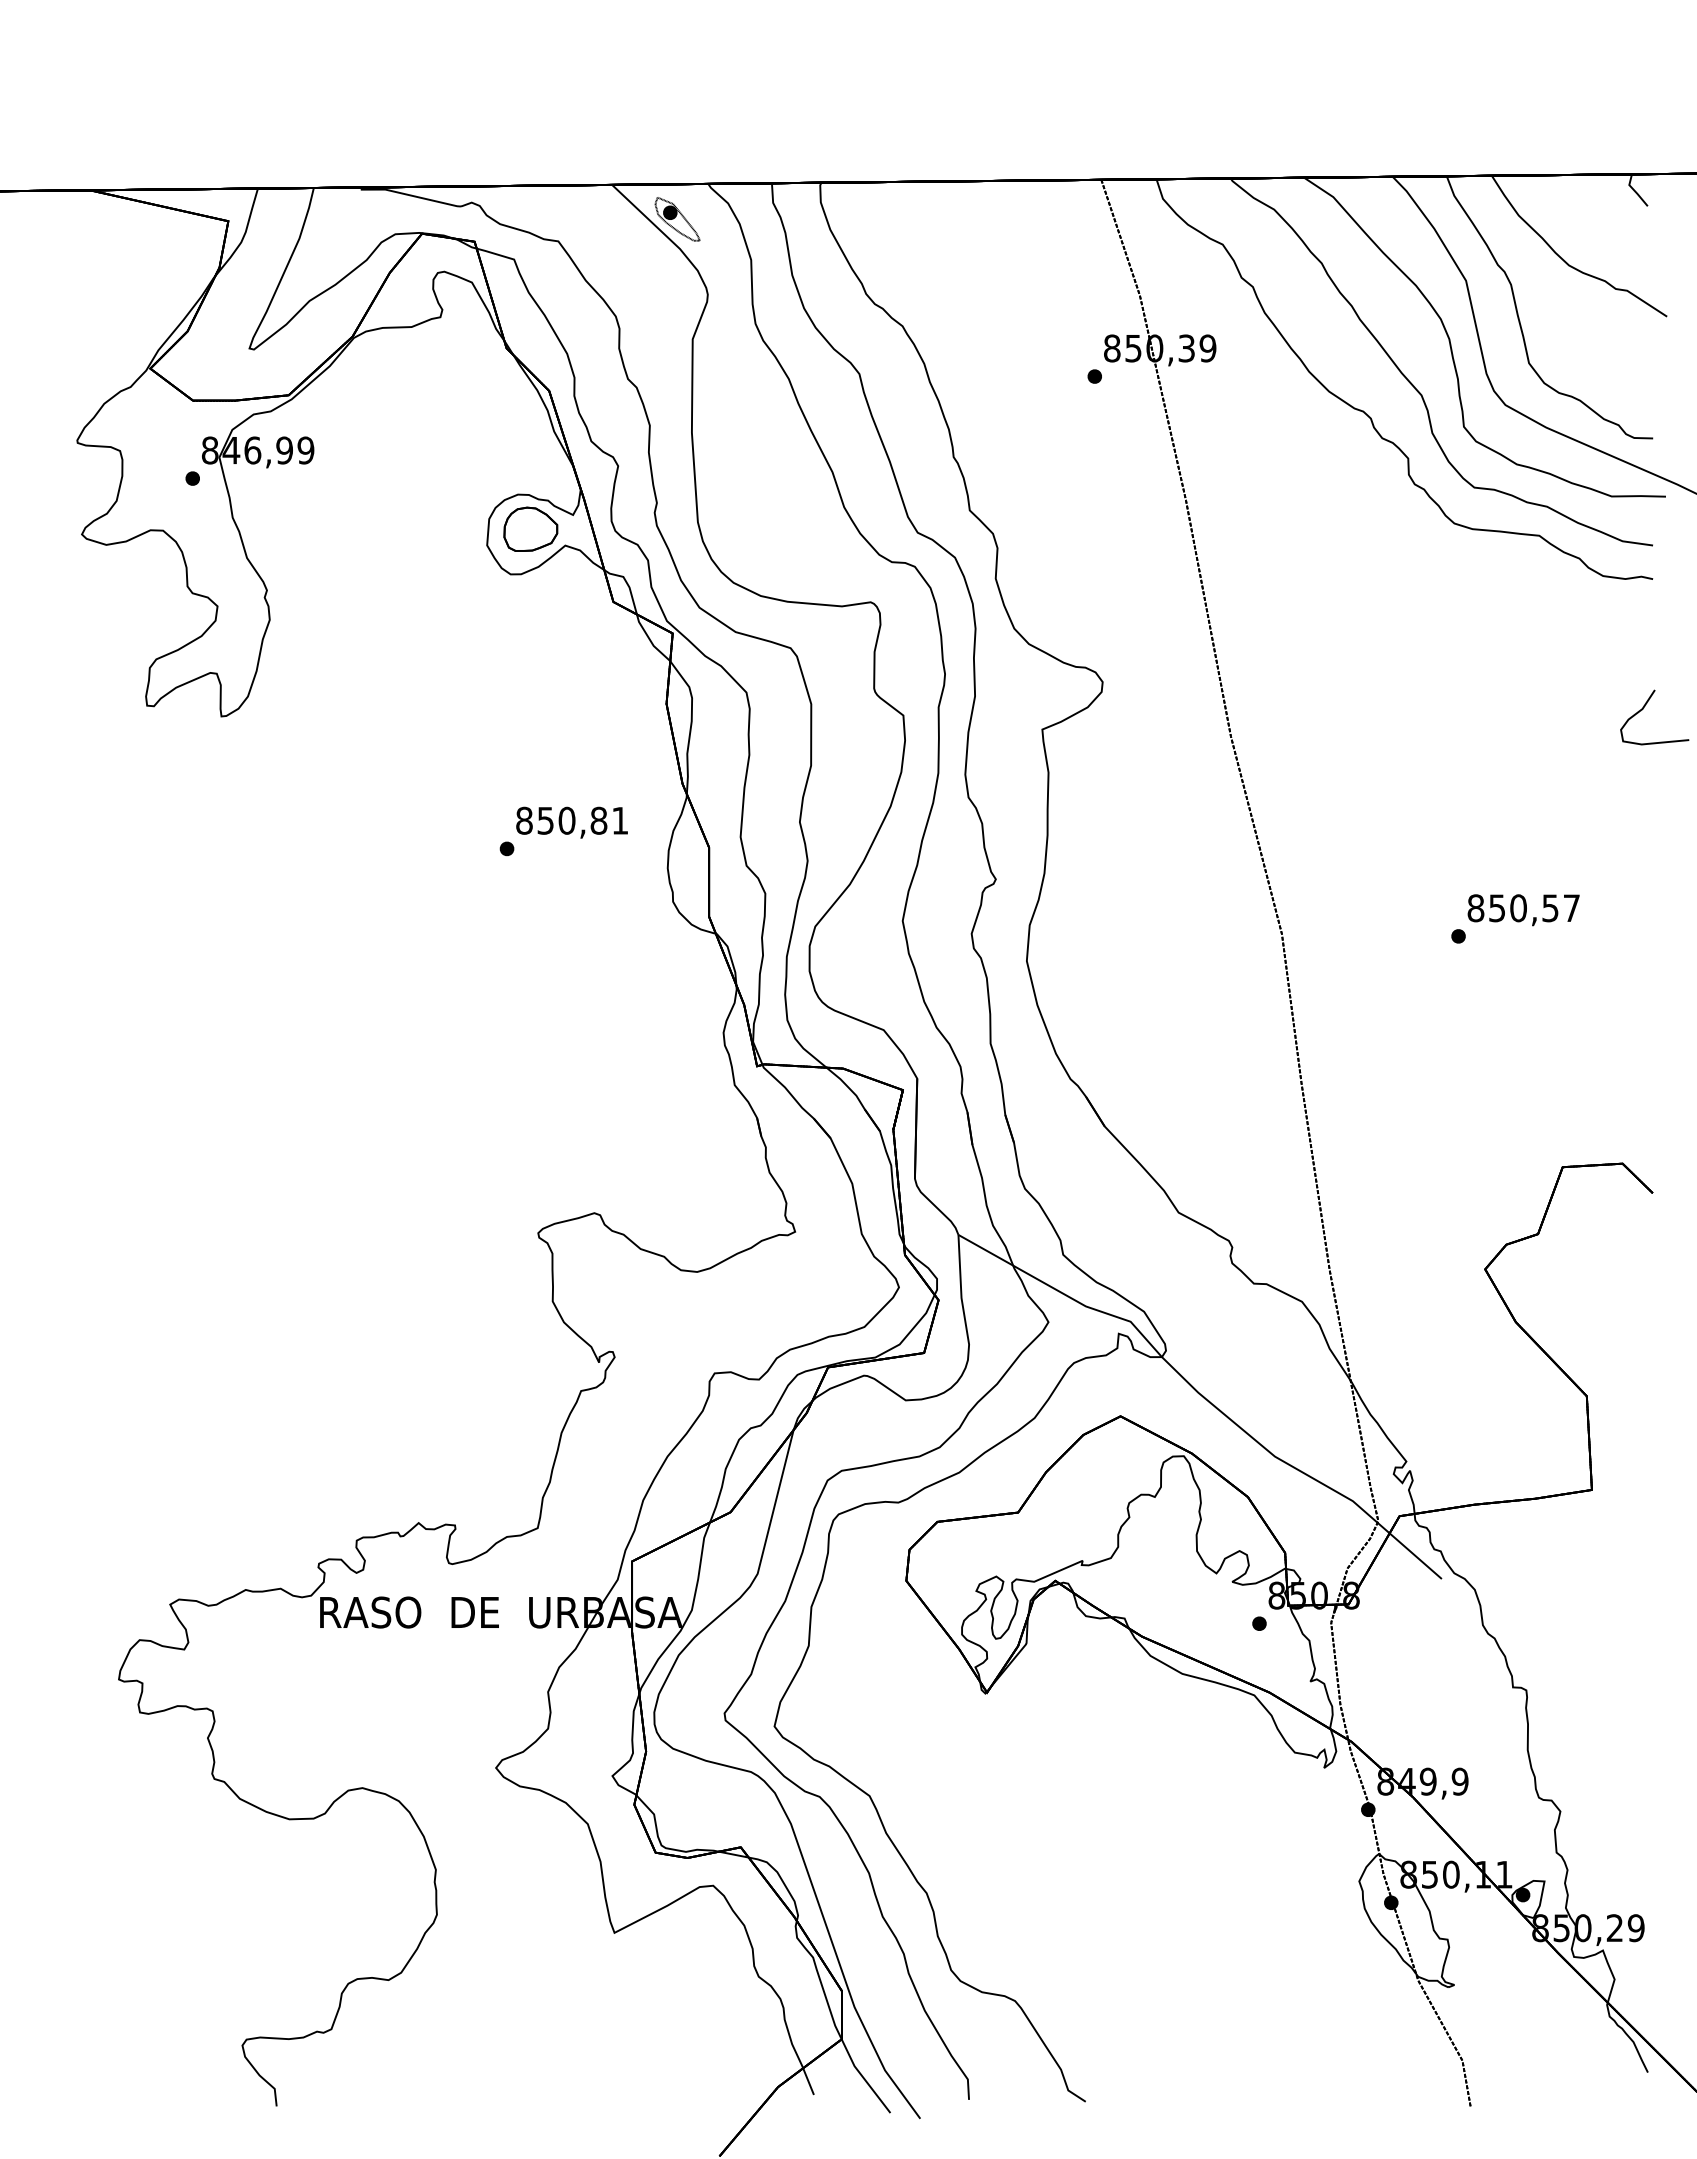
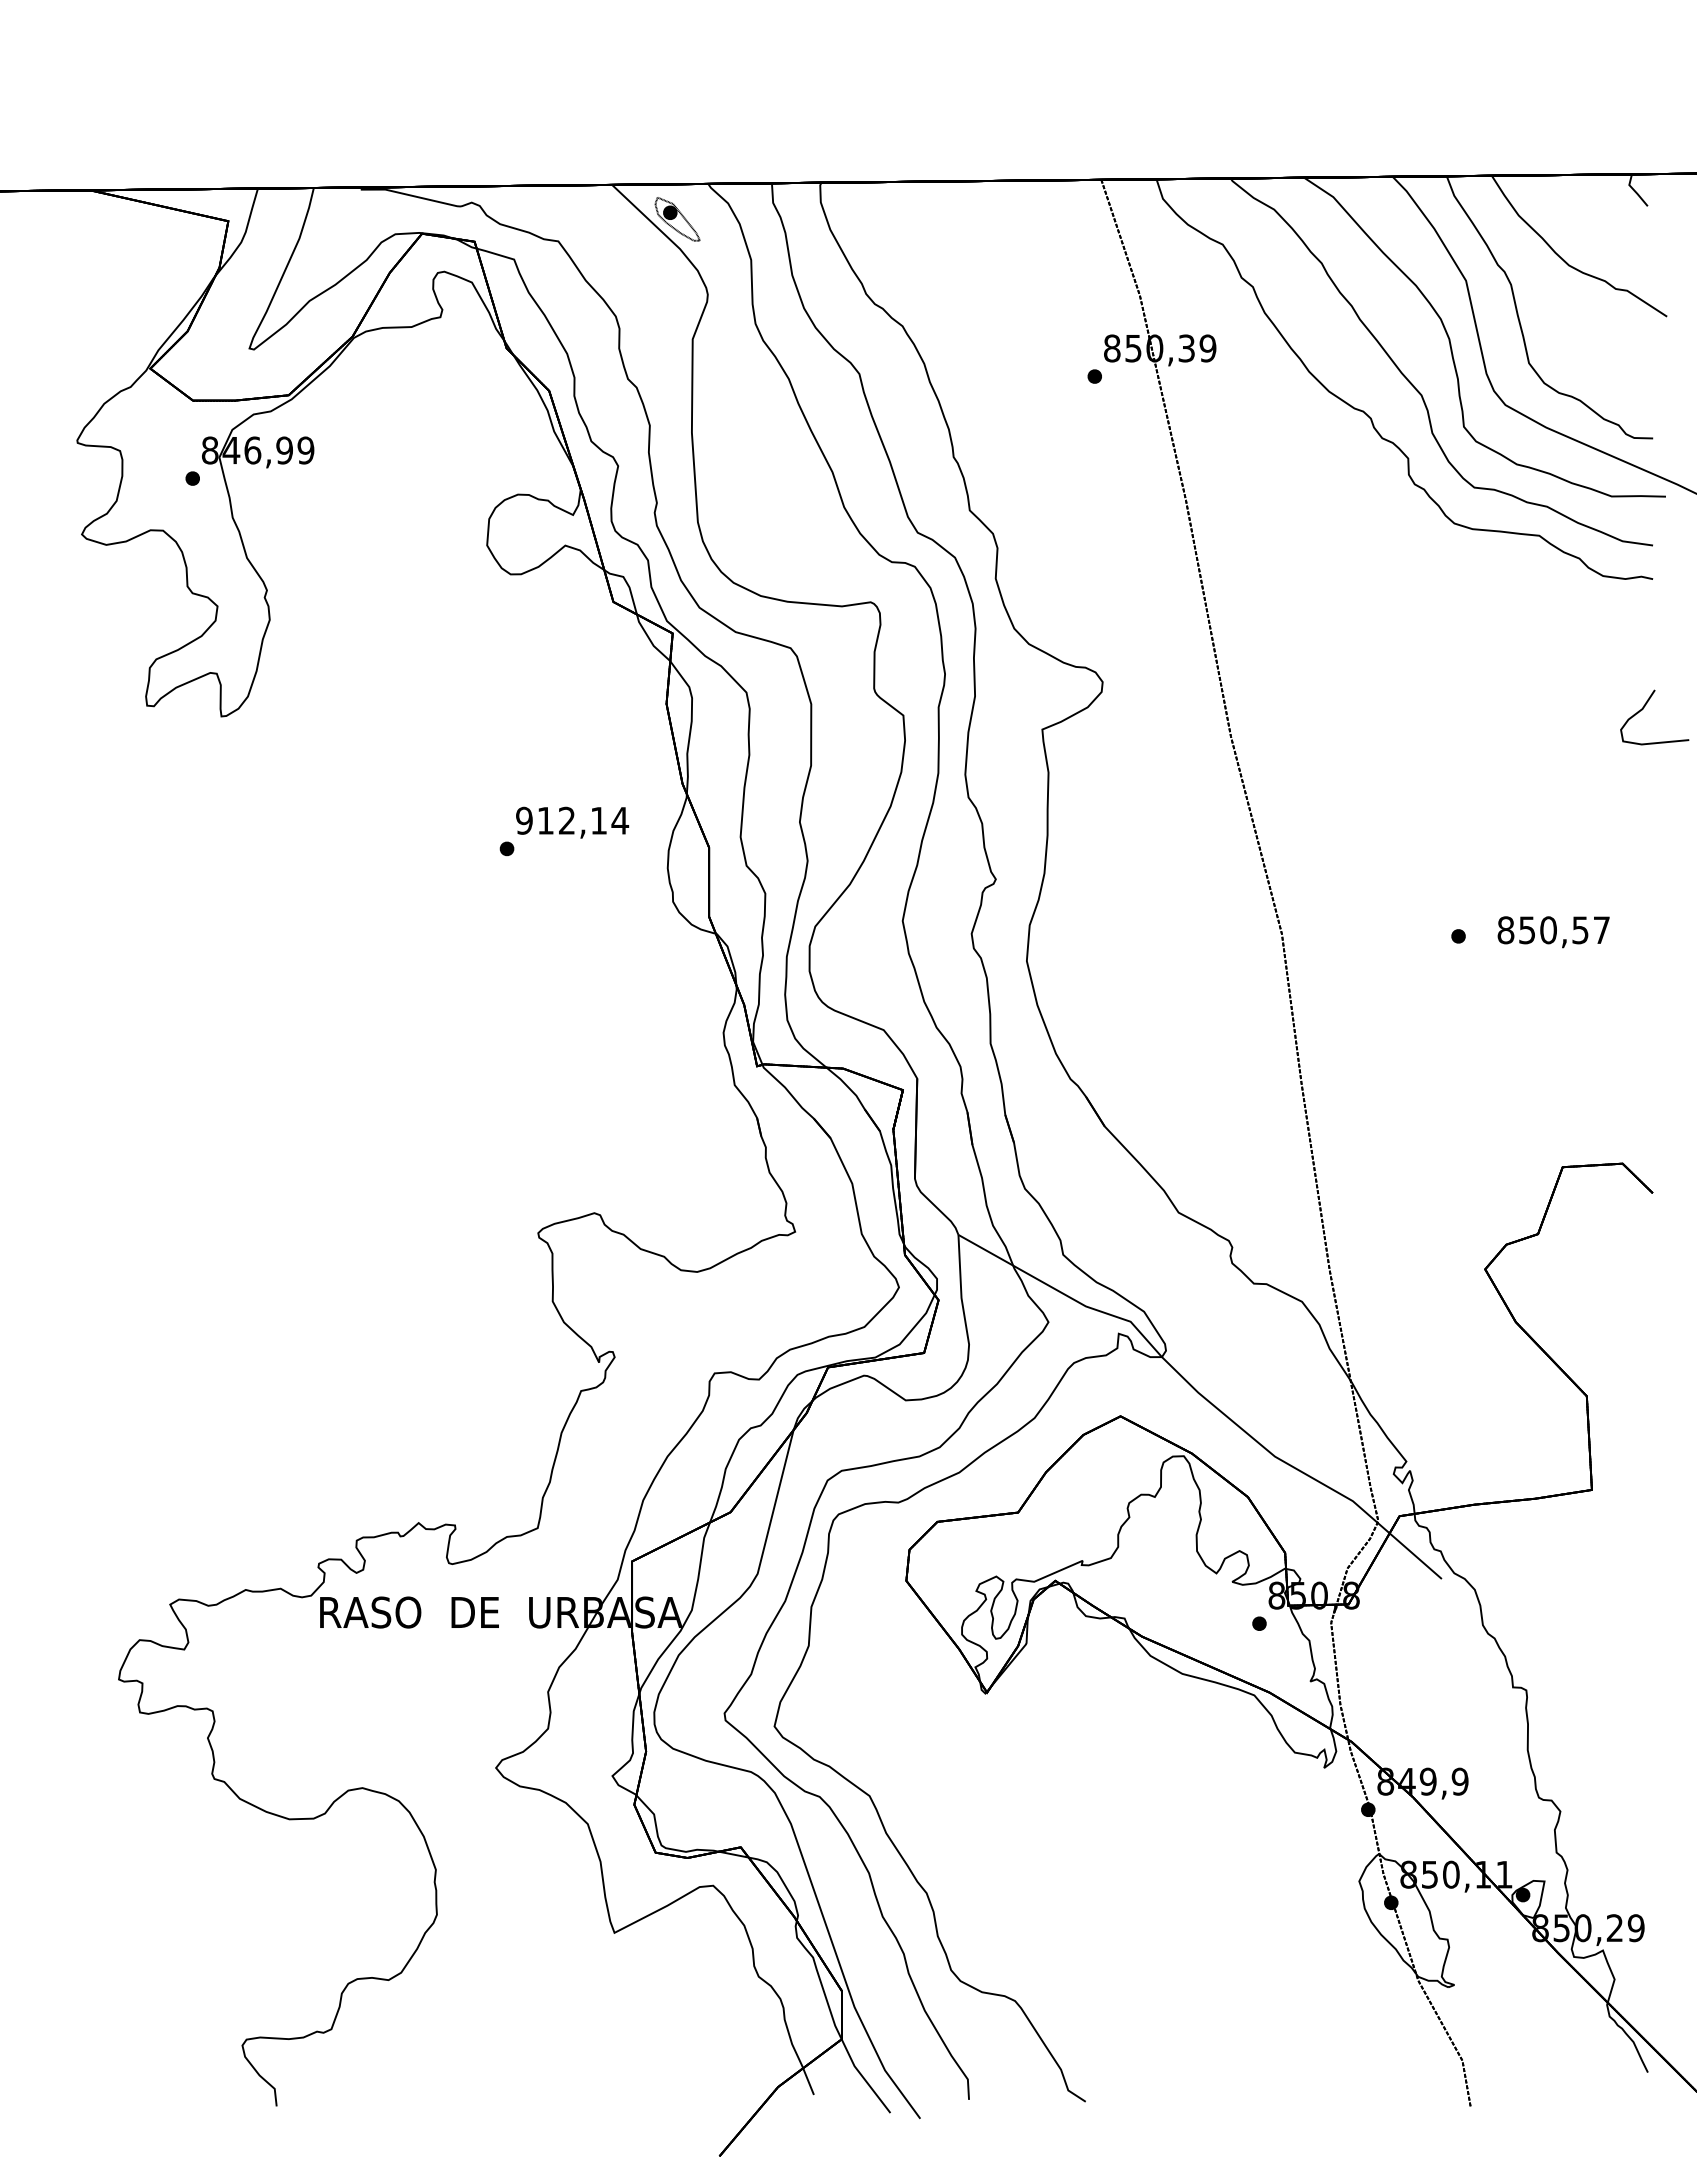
part: present -> none (530, 528)
text: 850,81 -> 912,14 (572, 820)
text position: (1523, 910) -> (1553, 932) (1553, 932)
